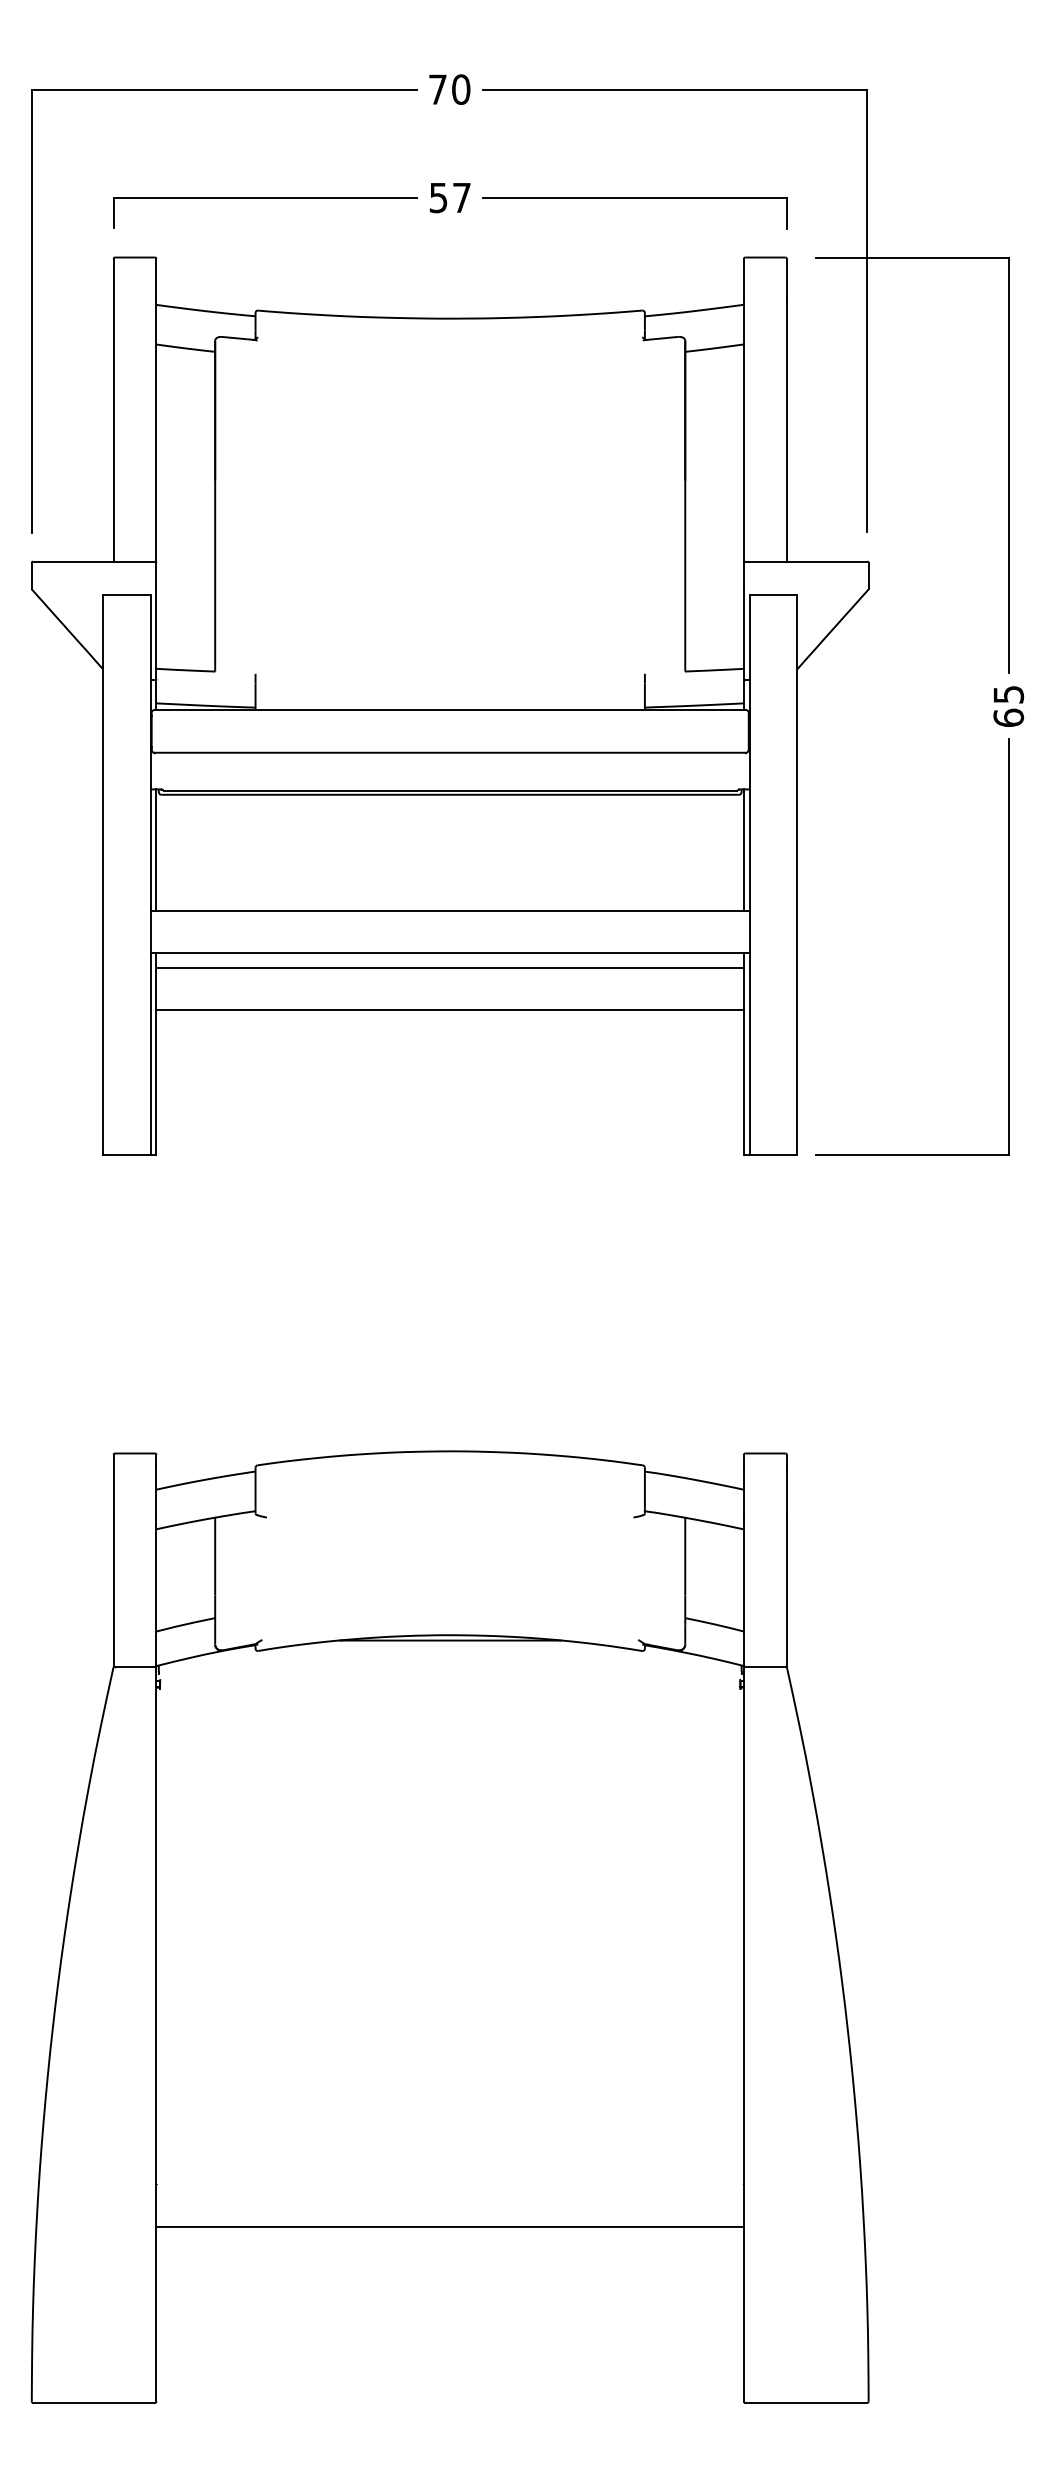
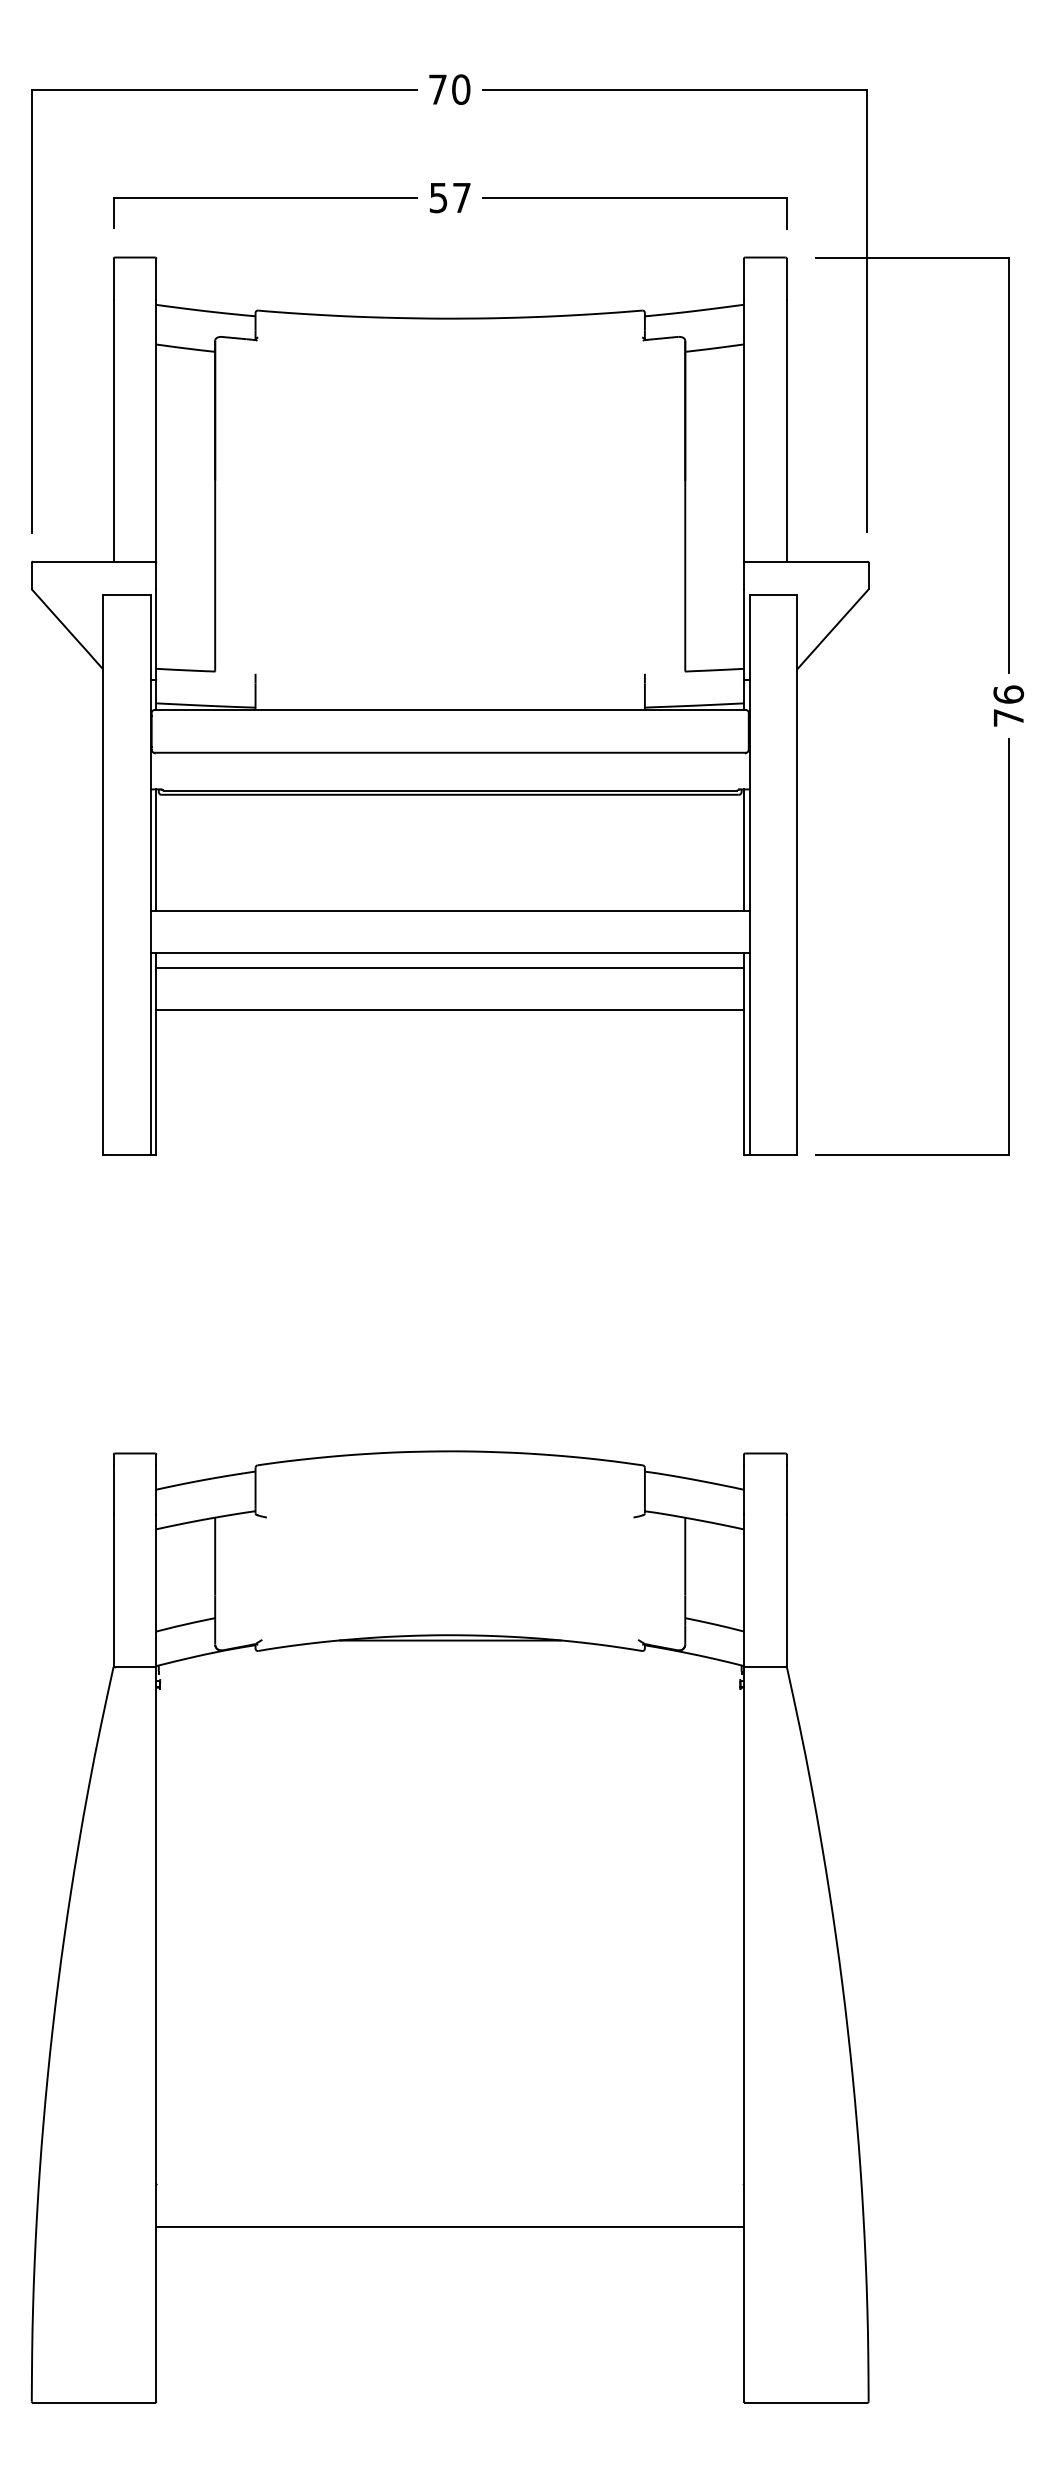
text: 65 -> 76 (1008, 705)
